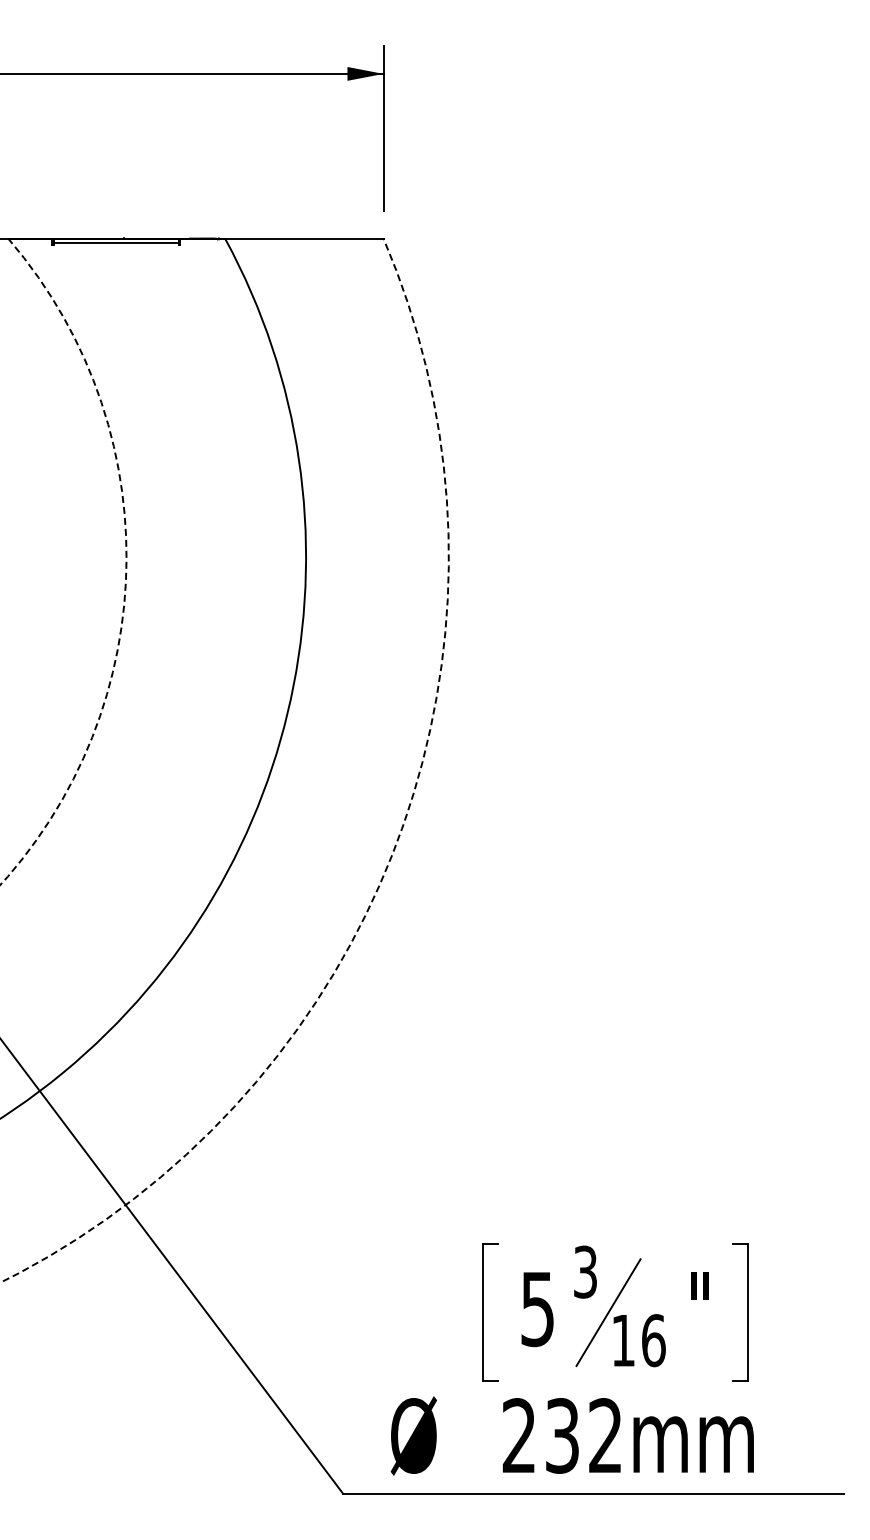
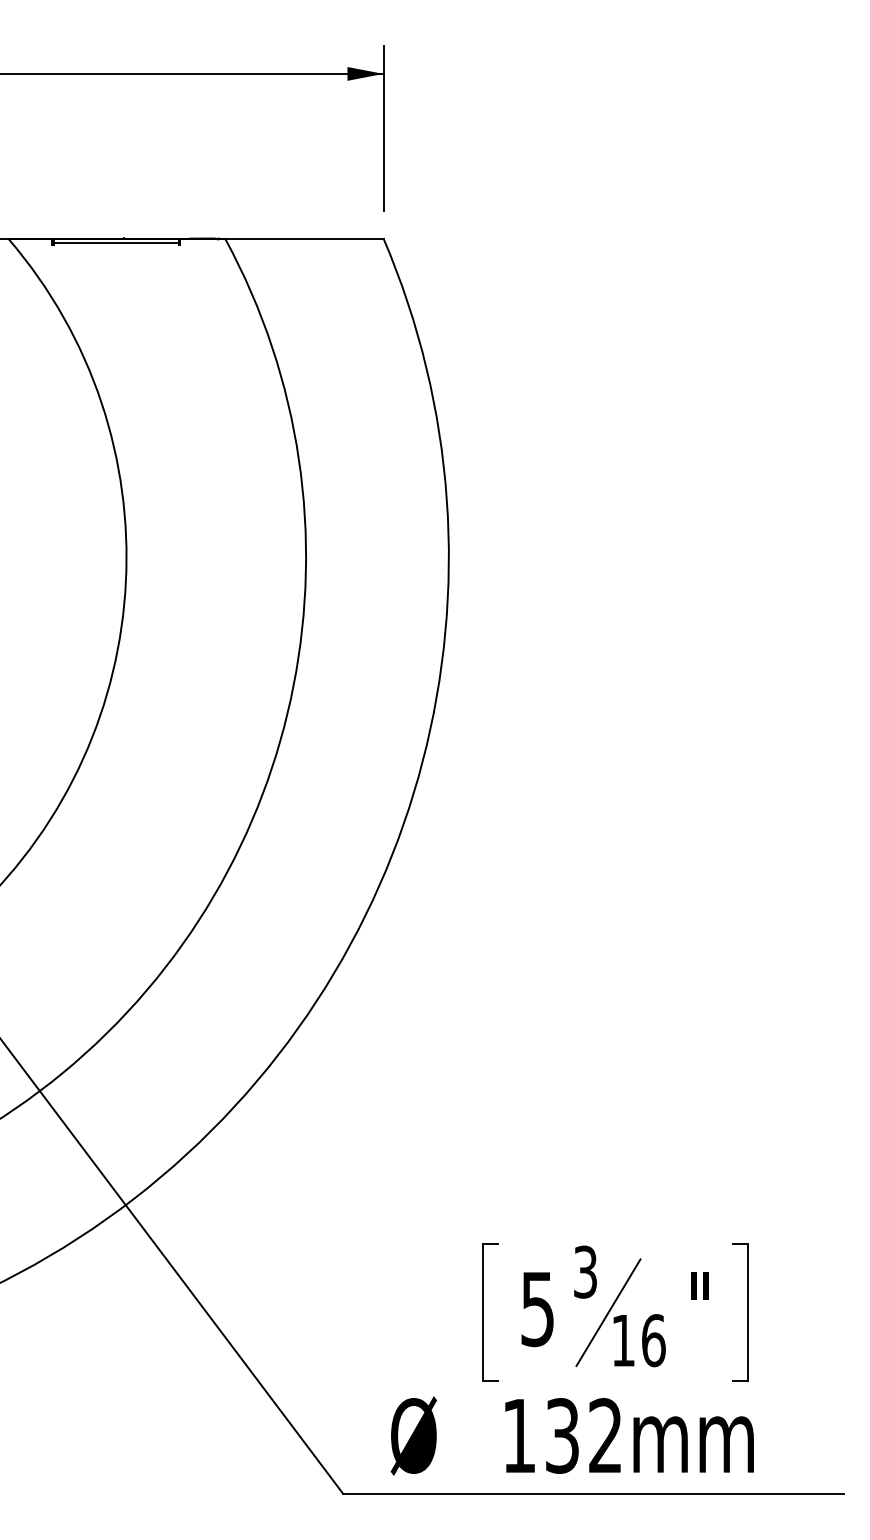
arc: dashed -> solid (126, 563)
arc: dashed -> solid (398, 837)
text: 232mm -> 132mm (518, 1435)
